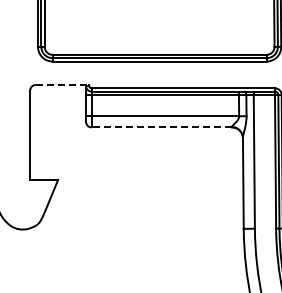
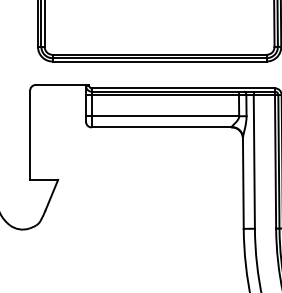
line: dashed -> solid (62, 84)
line: dashed -> solid (161, 127)
